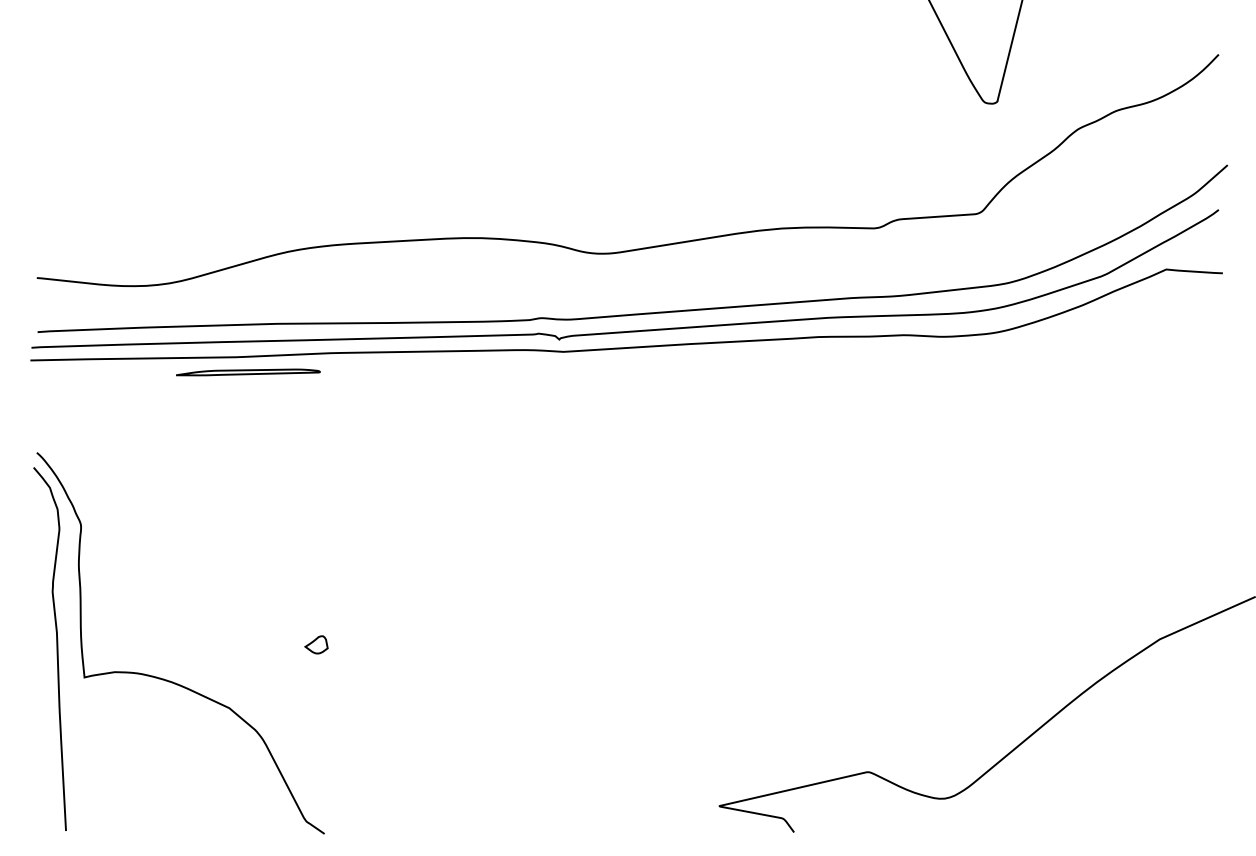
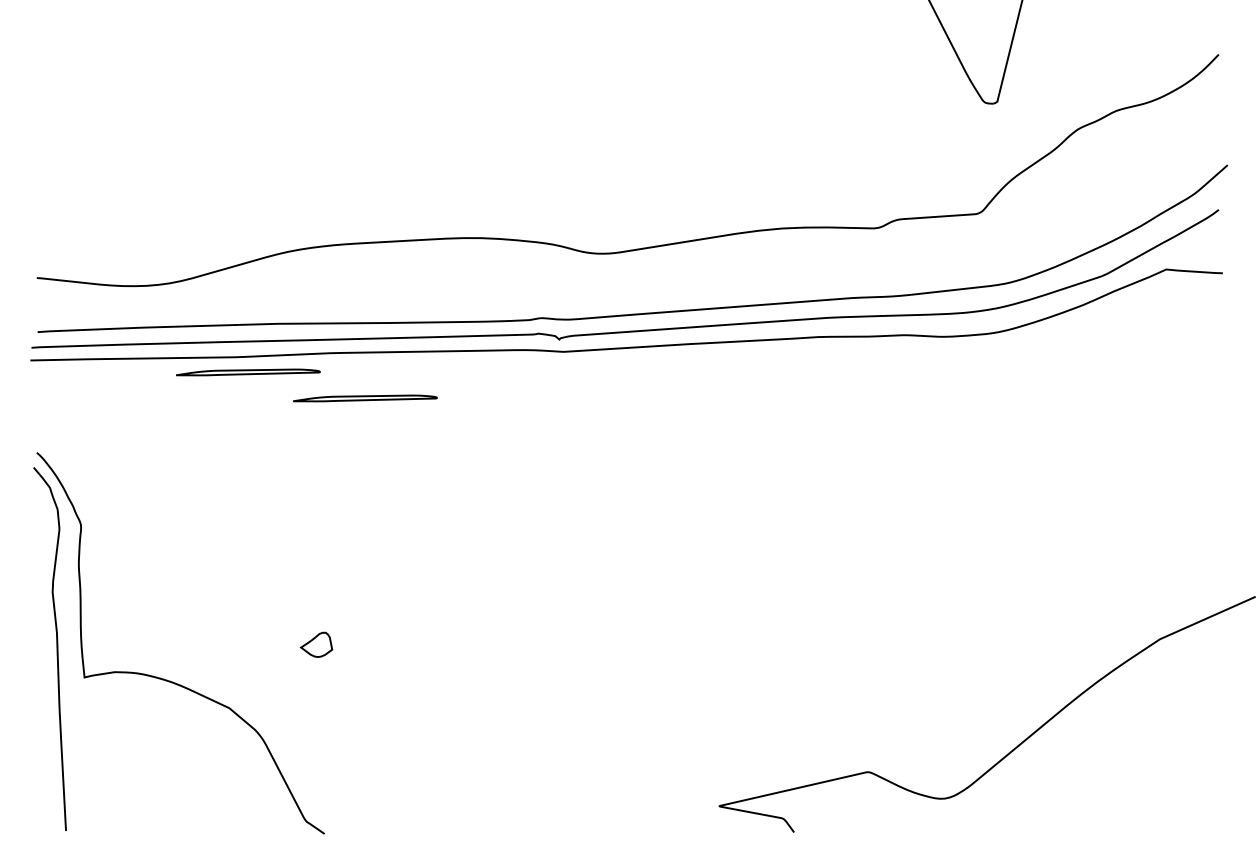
part: none -> present (365, 398)
part size: 25x20 px -> 35x27 px (316, 644)
